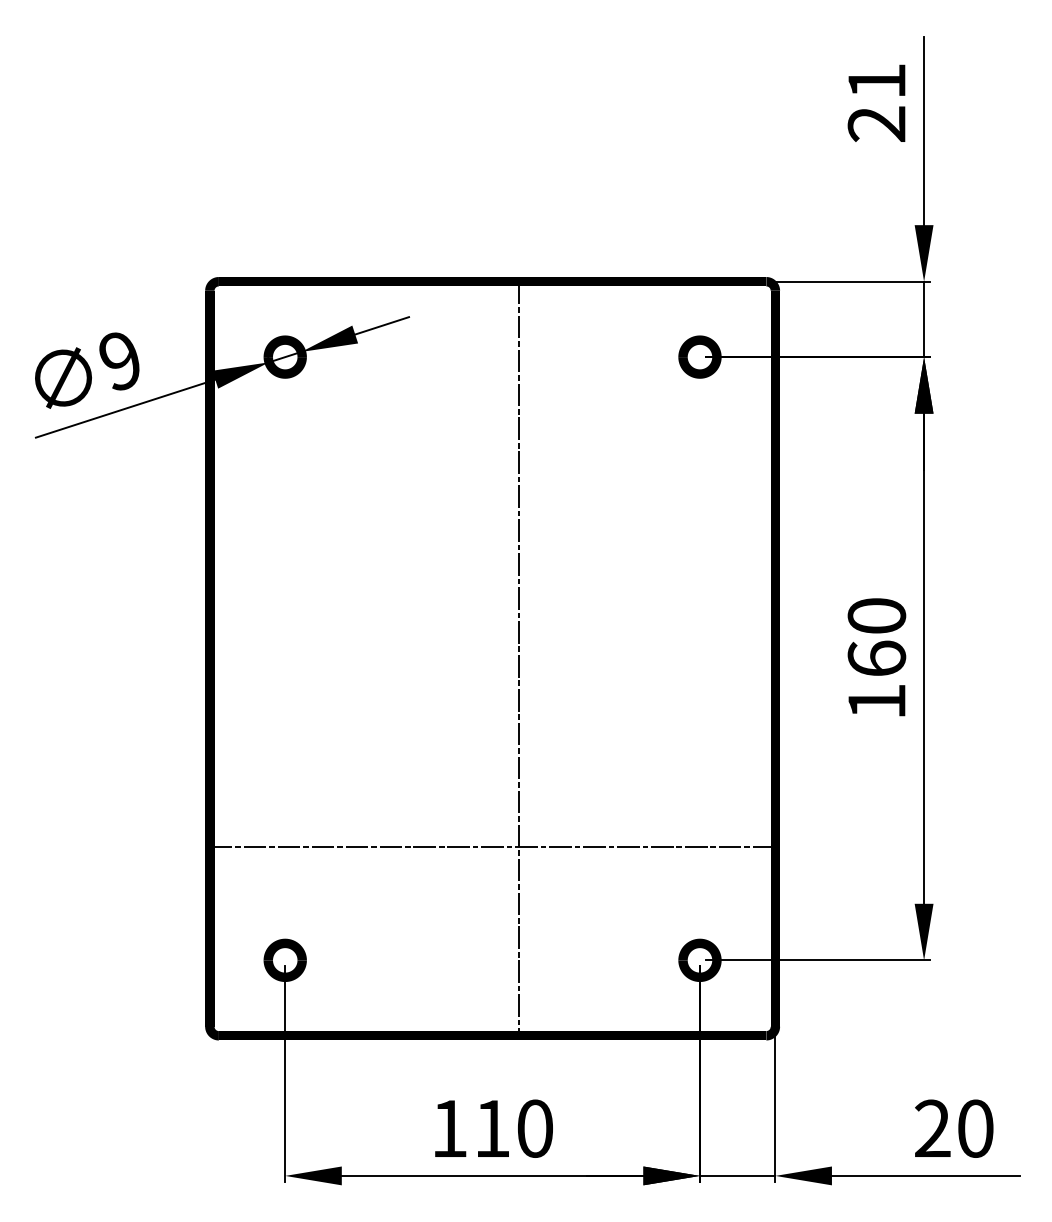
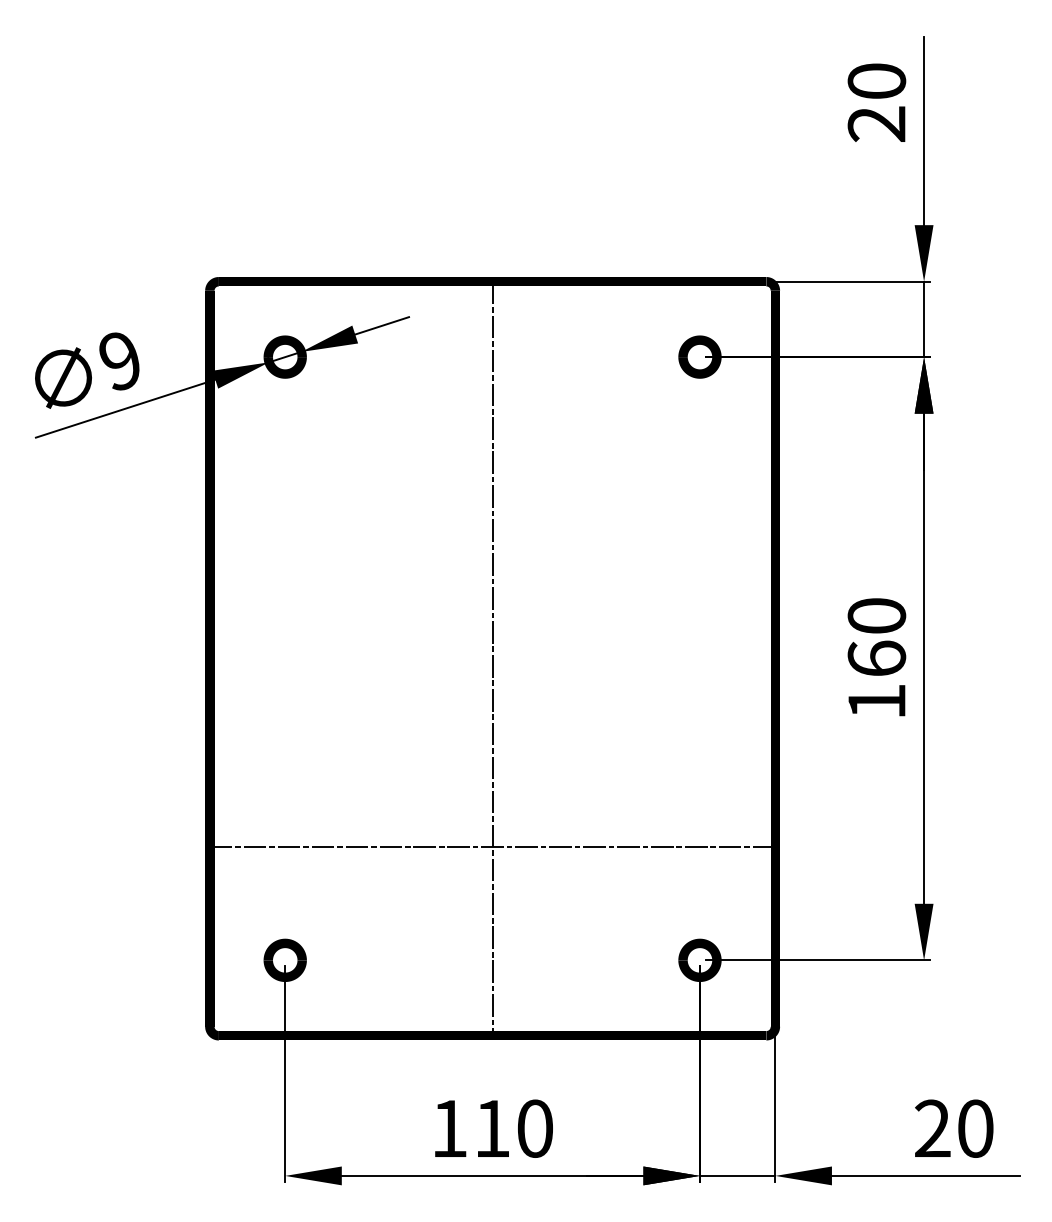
text: 21 -> 20 (876, 80)
line position: (518, 658) -> (492, 658) (492, 658)
